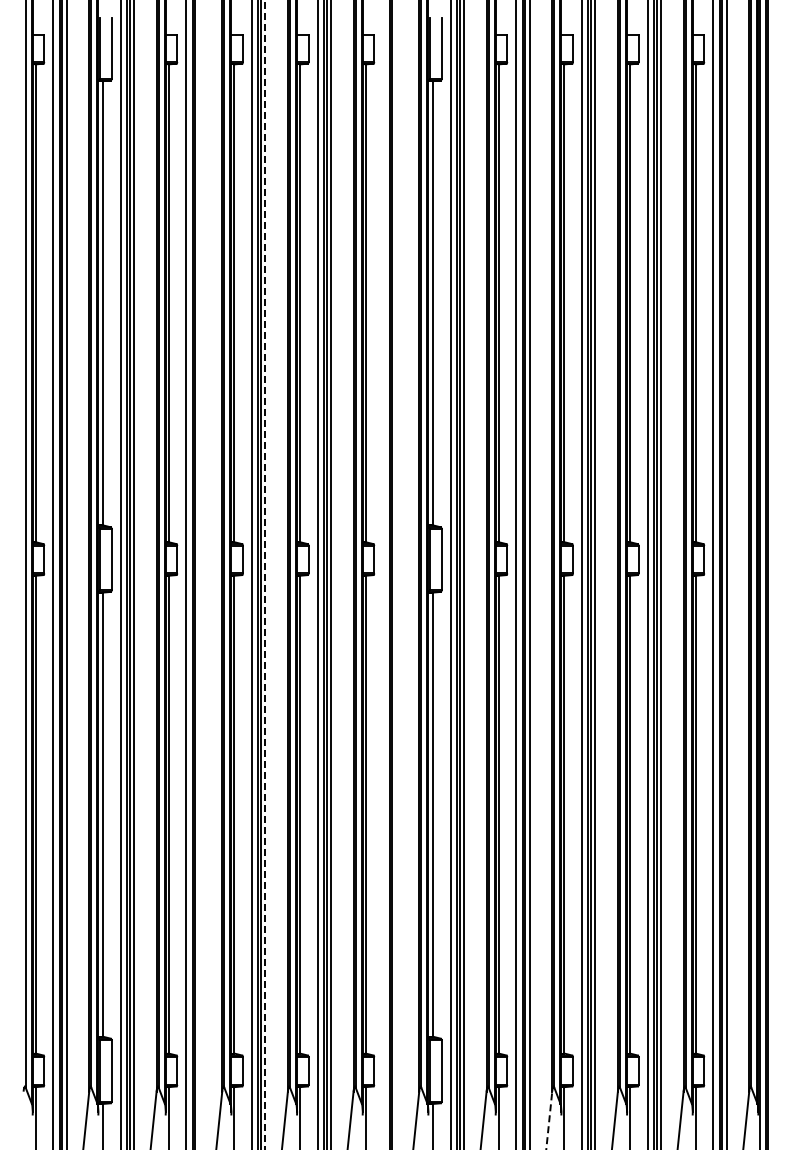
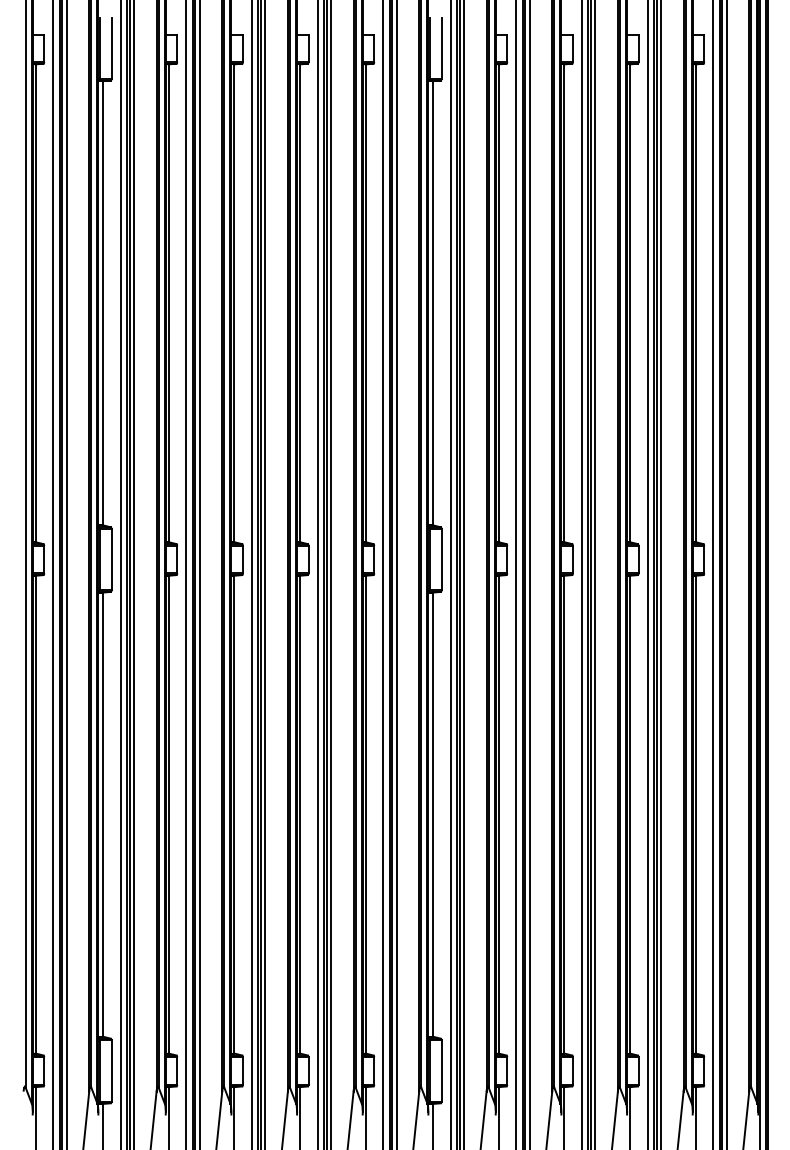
line: none -> present (199, 574)
line: none -> present (383, 574)
line: none -> present (396, 574)
line: dashed -> solid (265, 575)
line: dashed -> solid (549, 1120)
